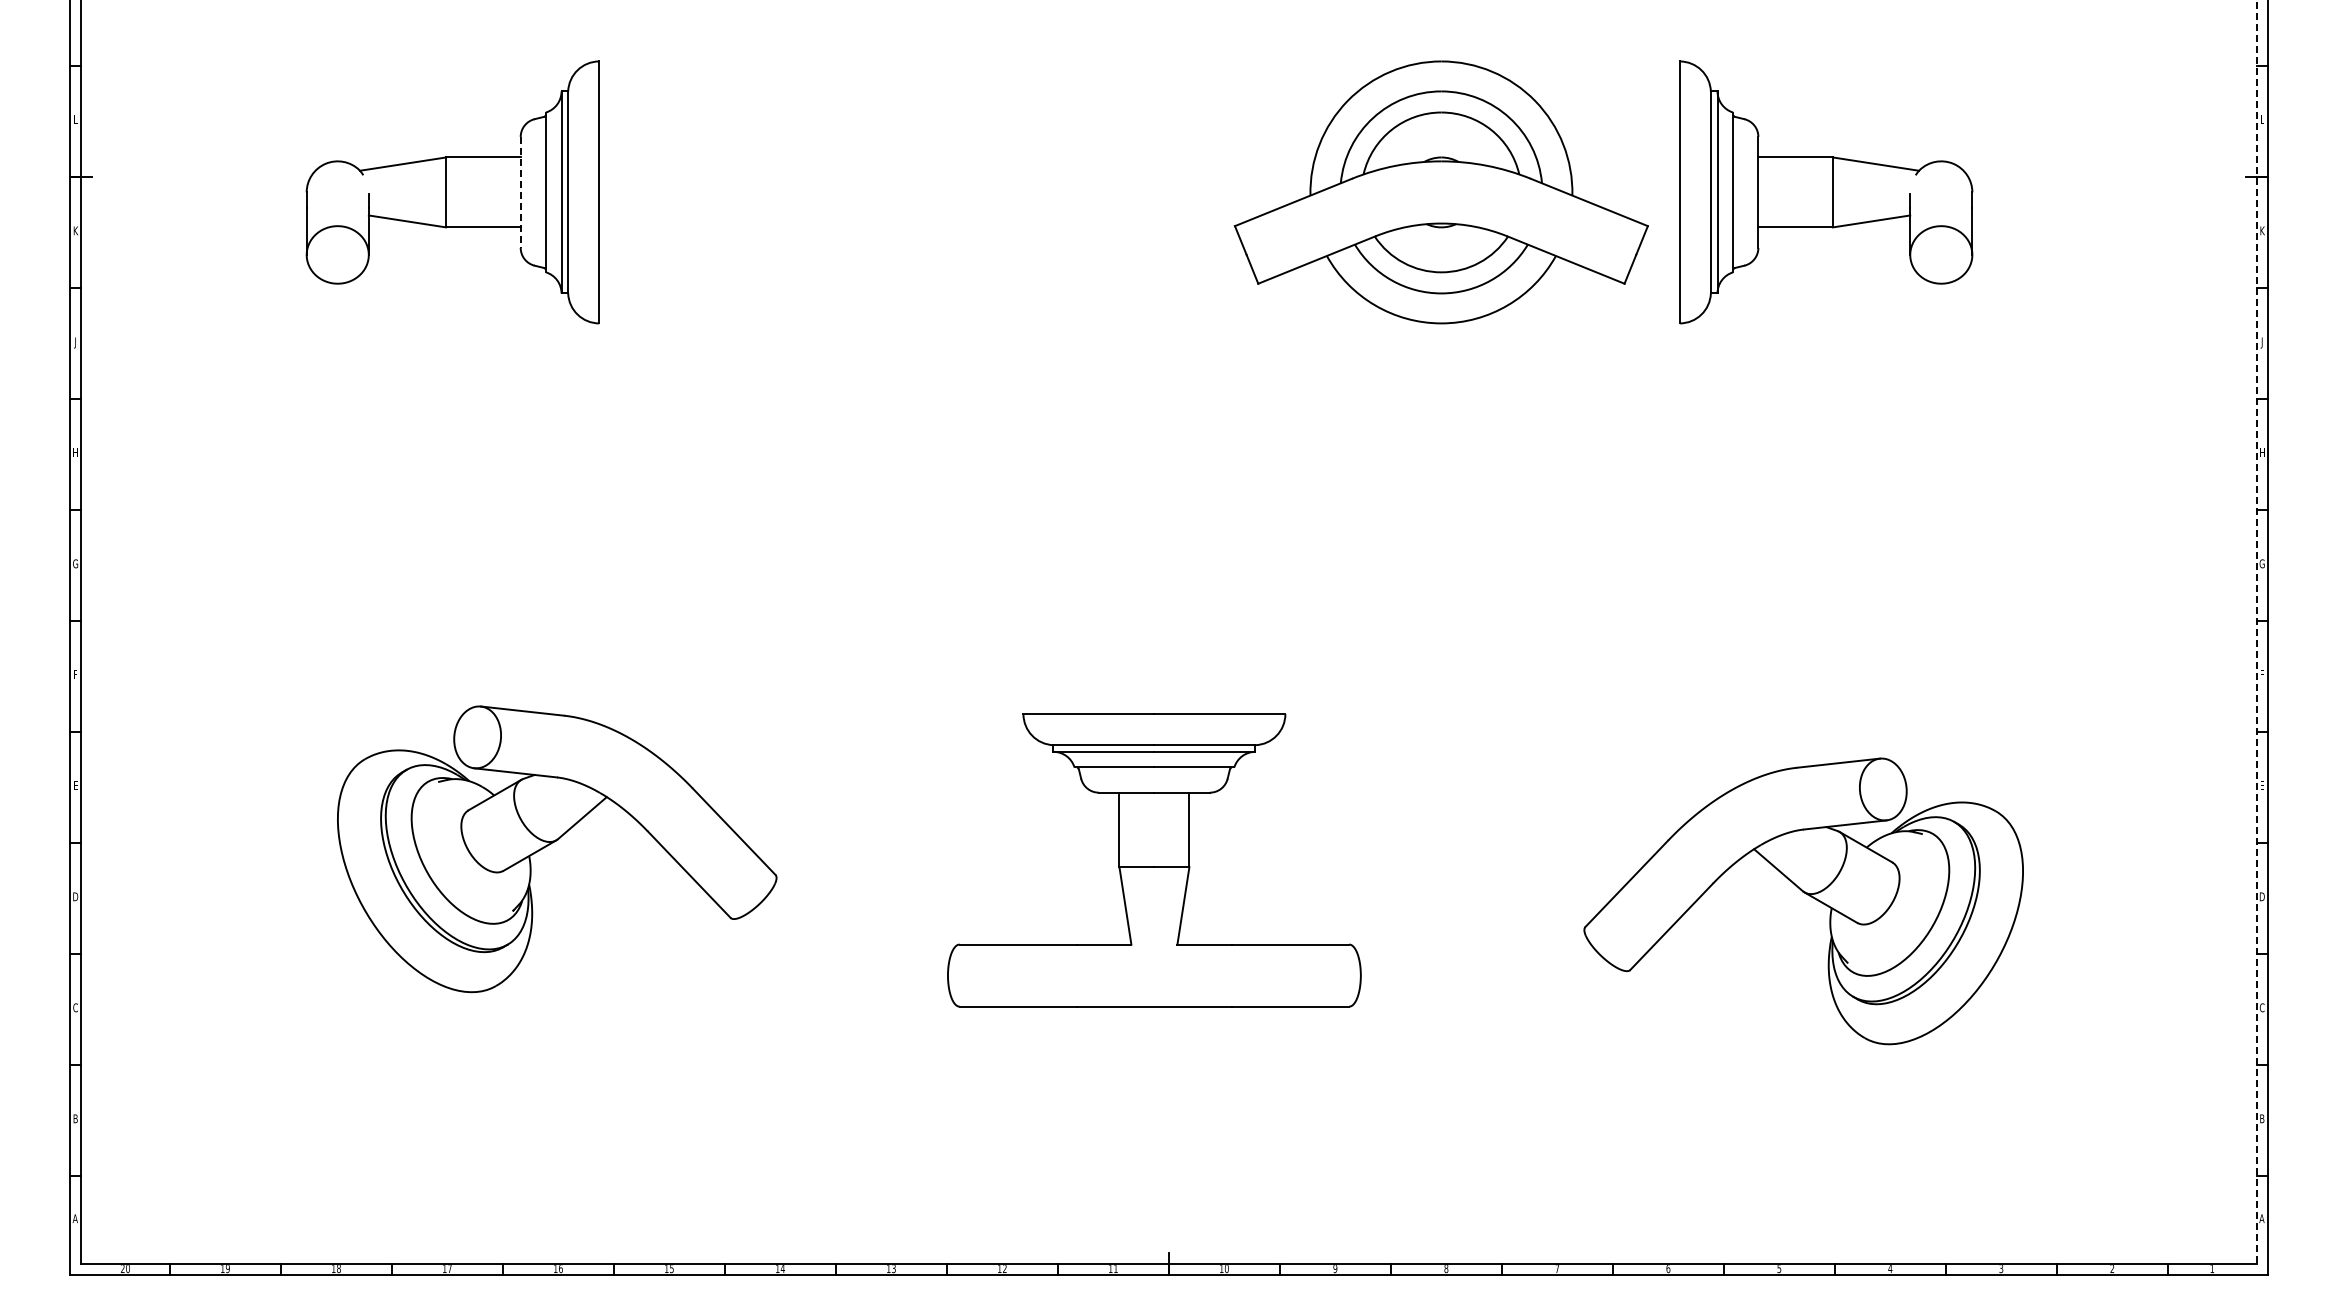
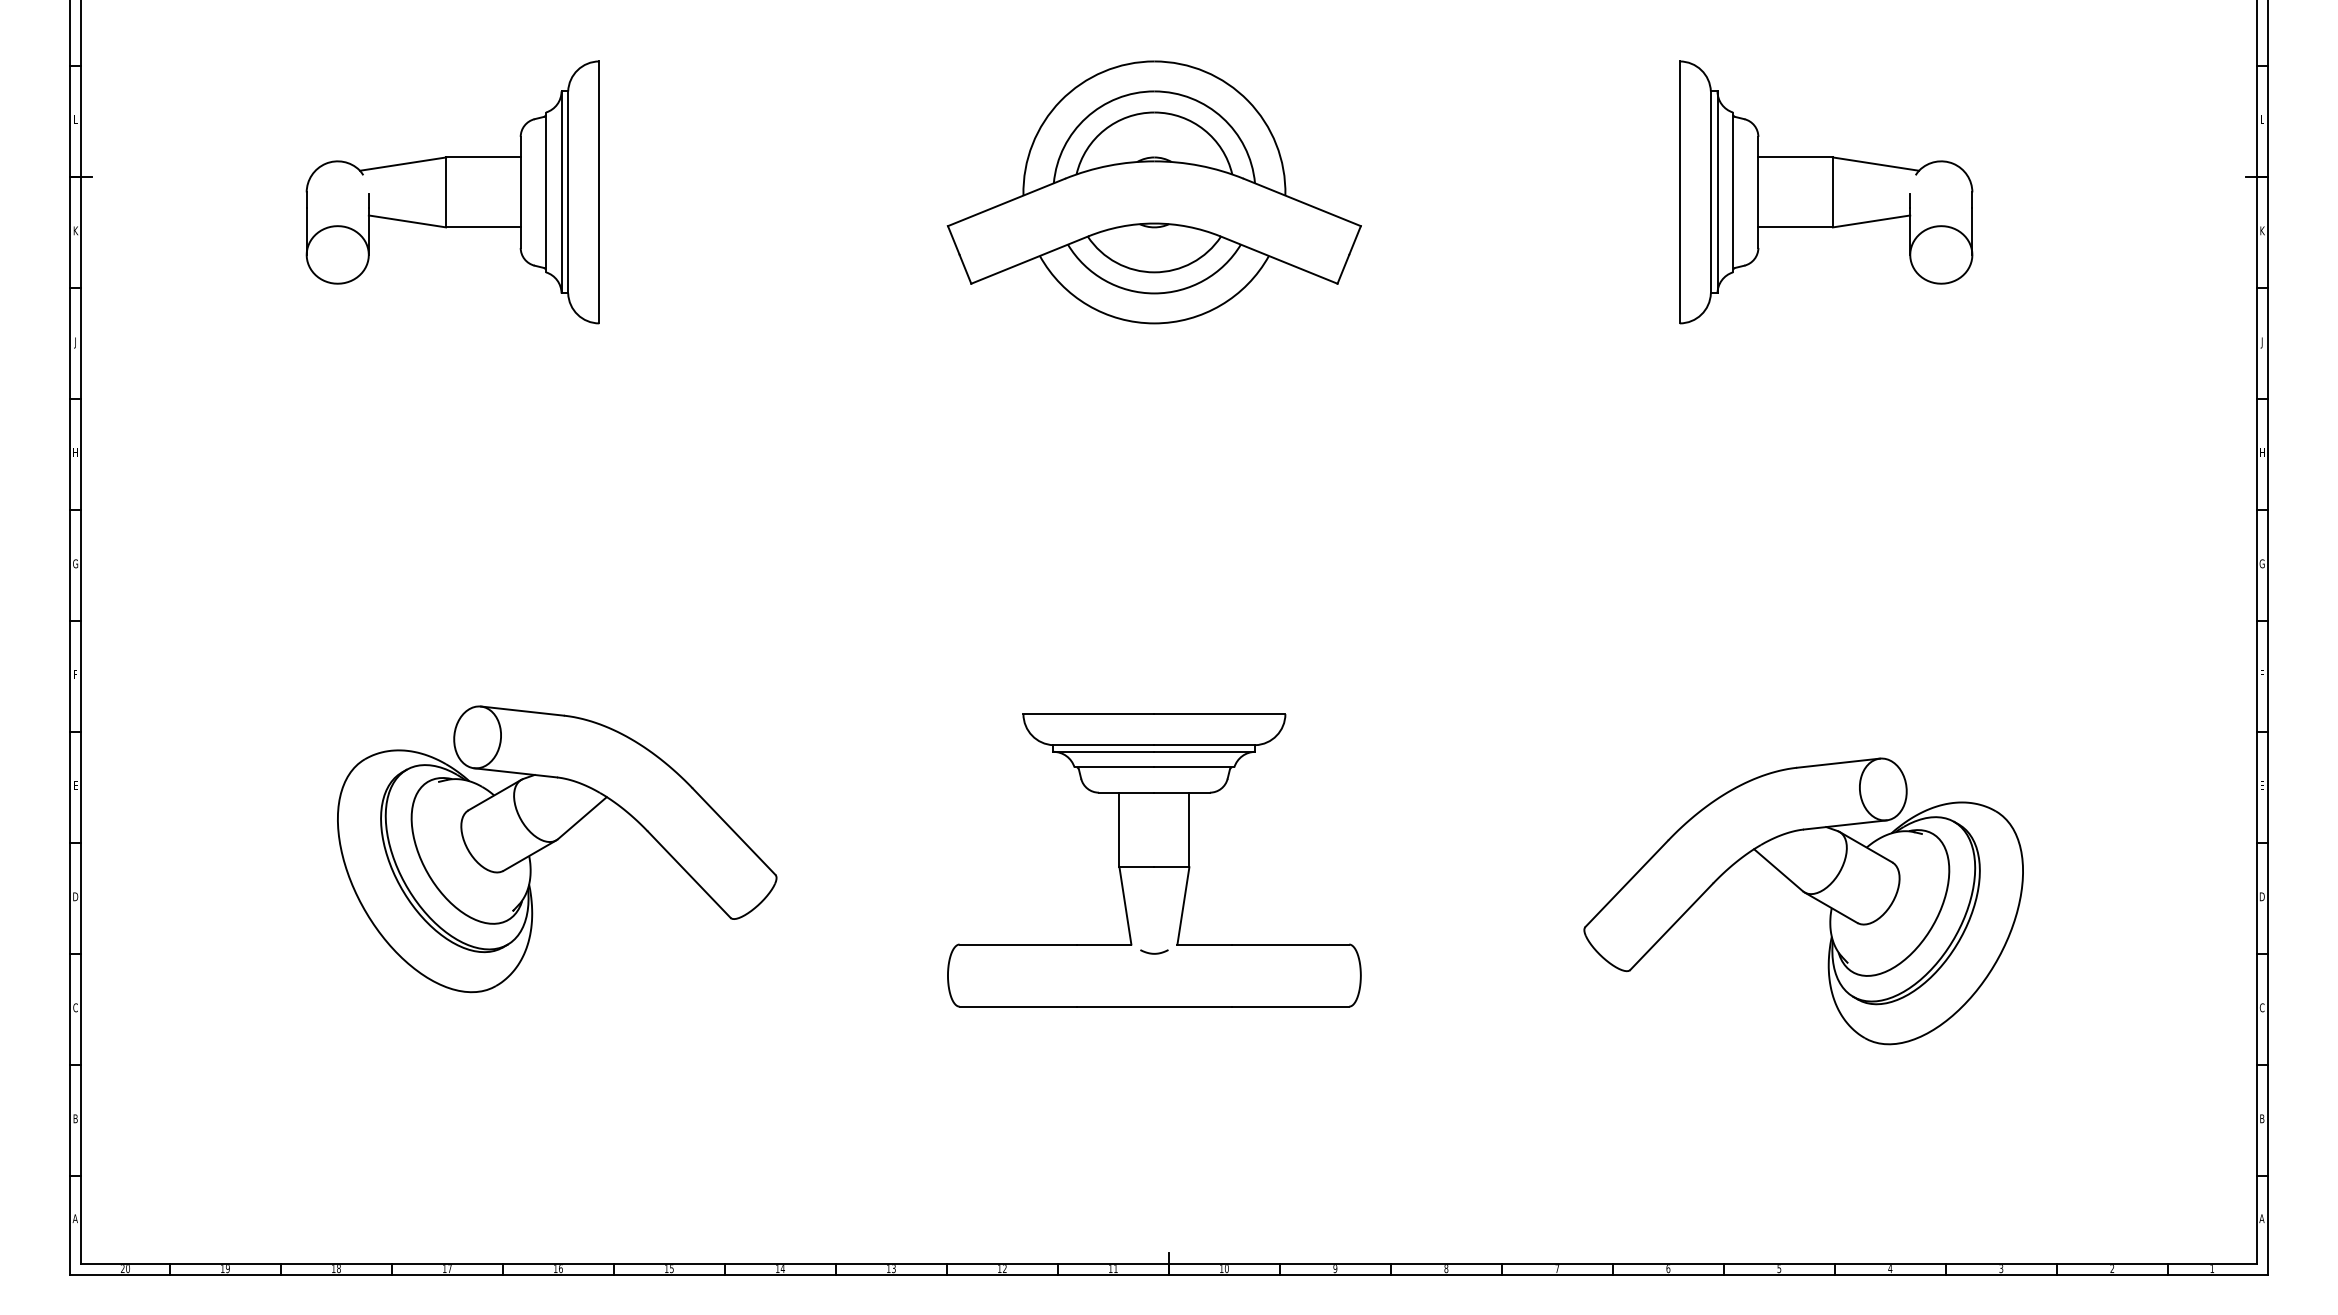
line: dashed -> solid (520, 192)
part position: (1440, 192) -> (1153, 192) (1153, 192)
line: dashed -> solid (2256, 632)
curve: none -> present (1153, 952)
